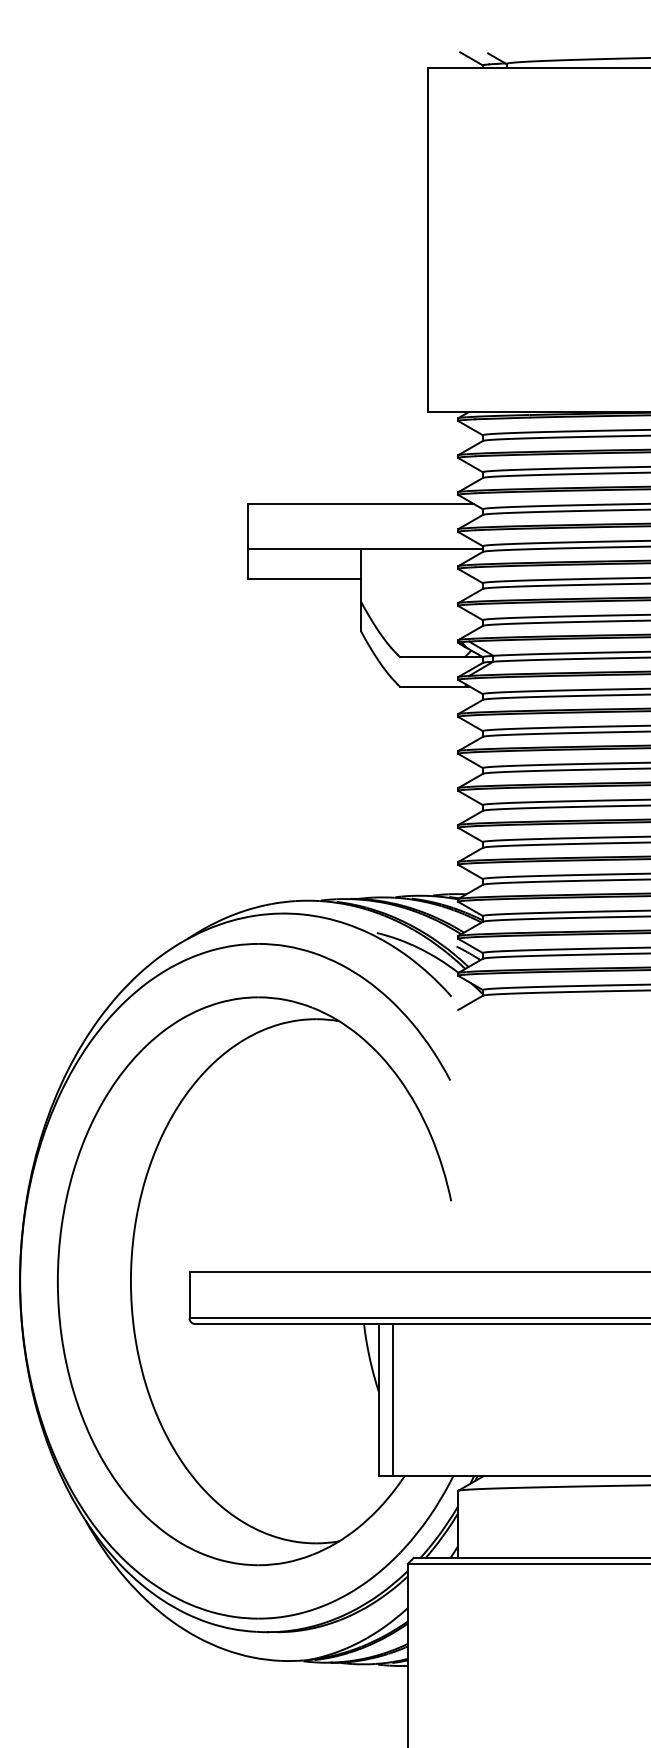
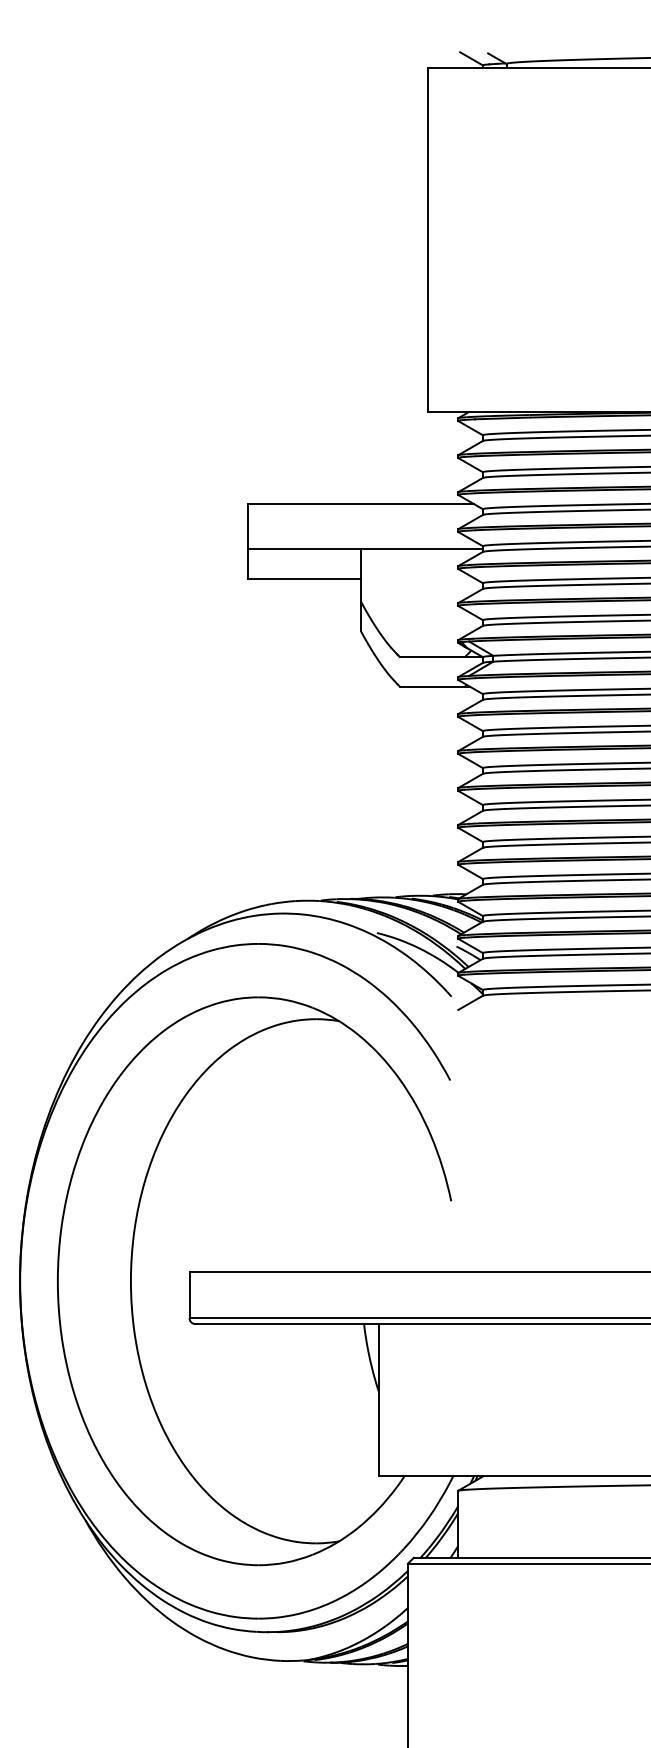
line: present -> none (393, 1399)
